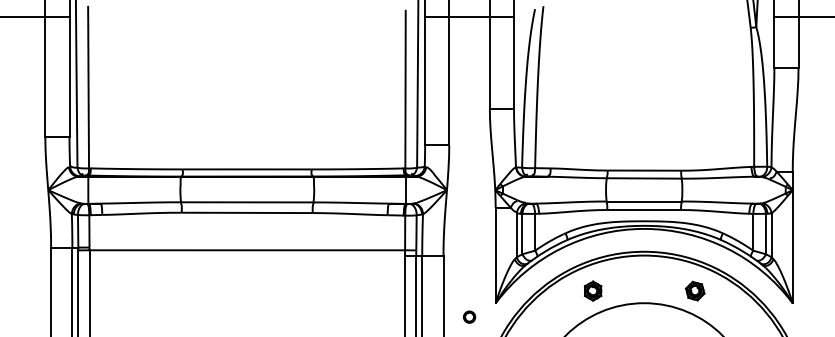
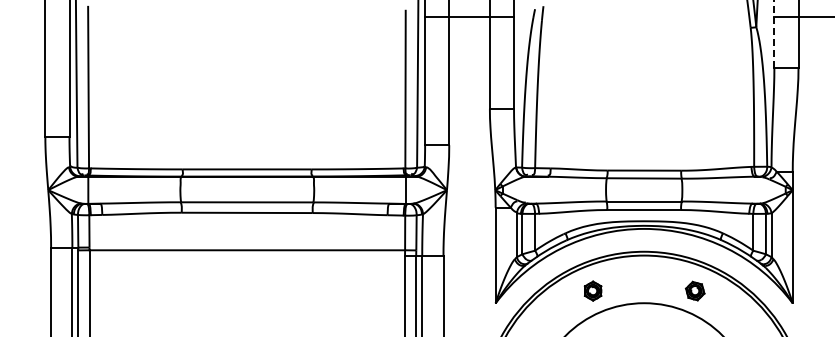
line: present -> none (35, 17)
line: solid -> dashed (774, 33)
part: present -> none (469, 316)
